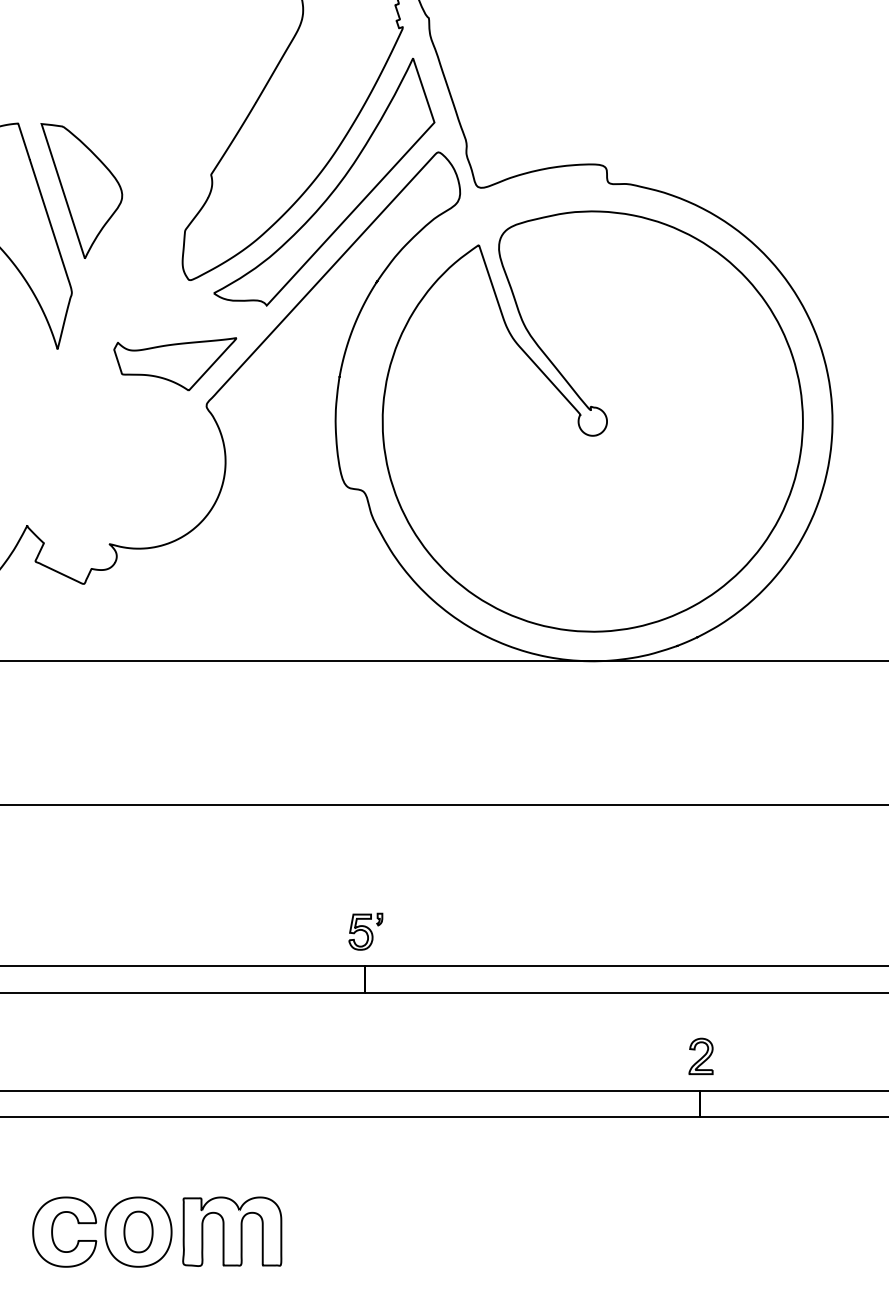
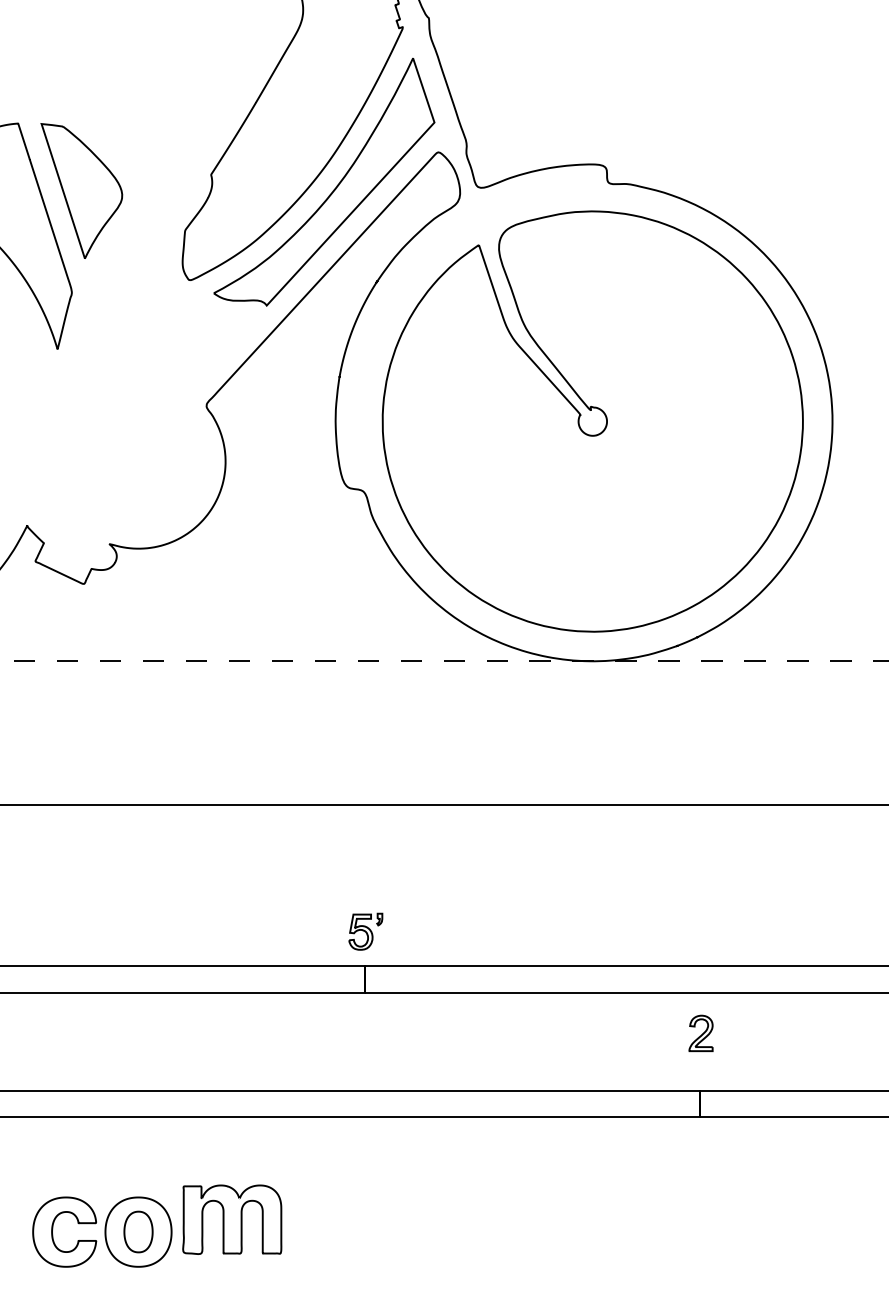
part: present -> none (175, 364)
line: solid -> dashed (444, 661)
part position: (700, 1056) -> (700, 1033) (700, 1033)
part position: (232, 1231) -> (232, 1219) (232, 1219)
